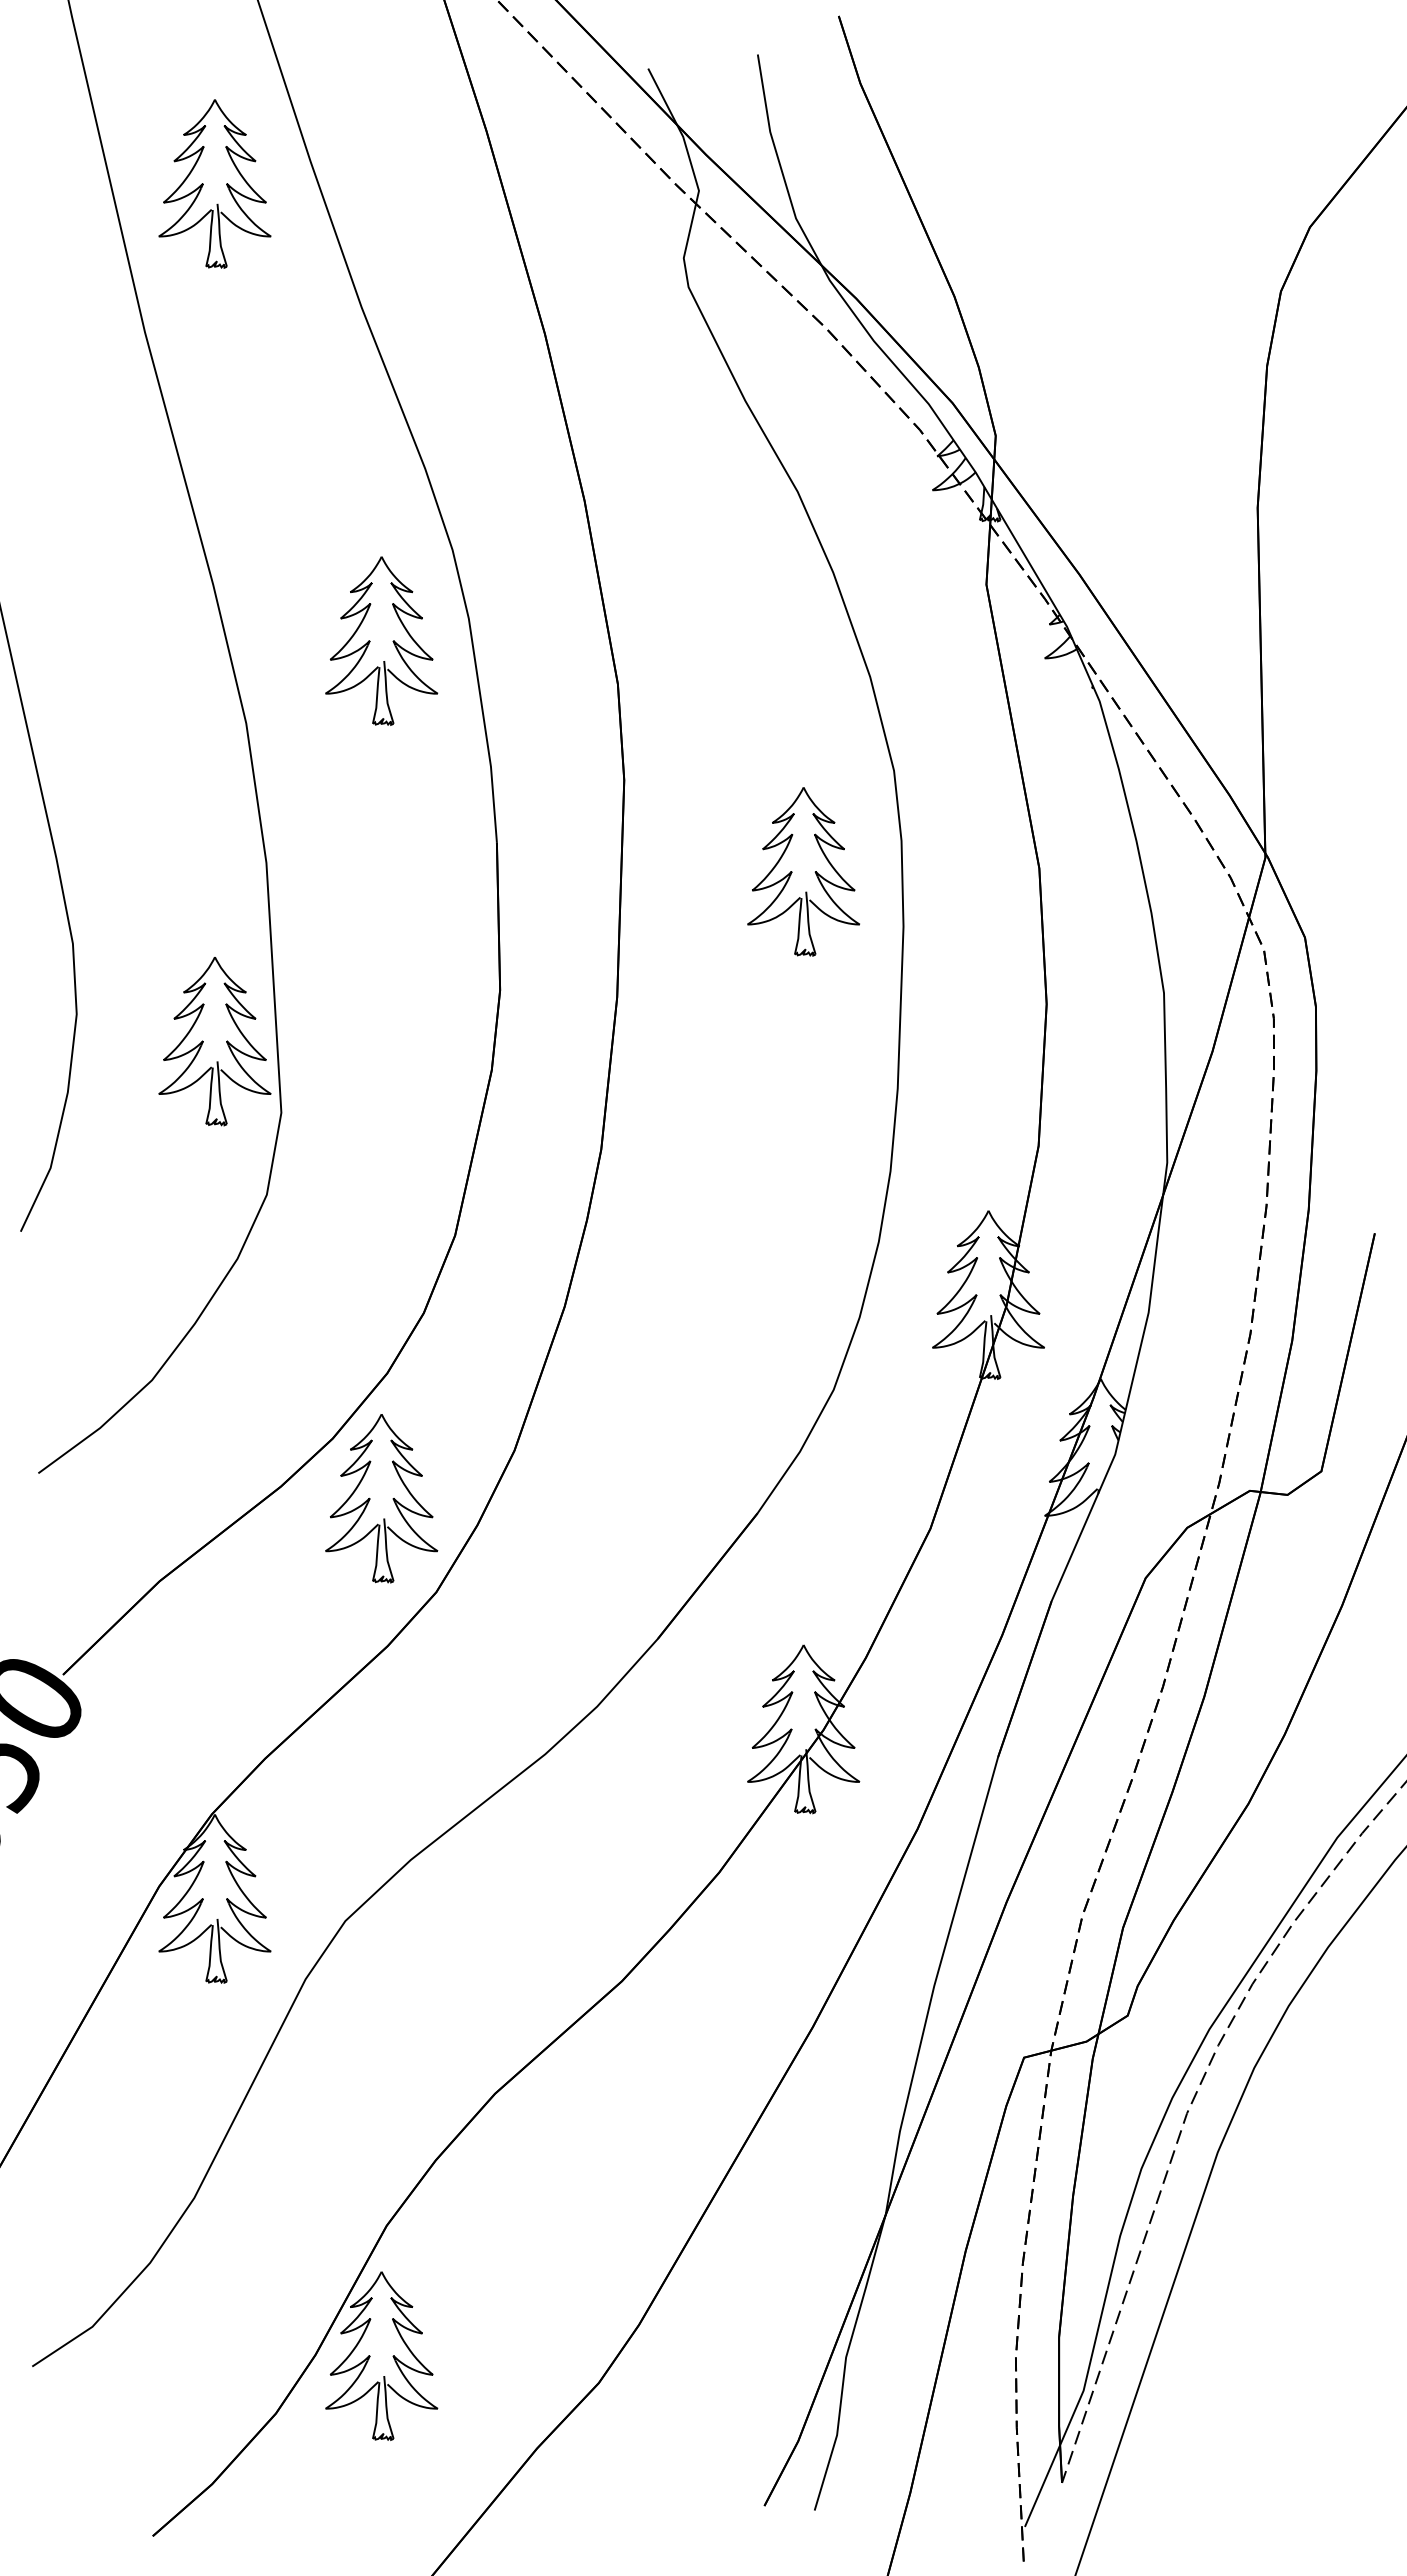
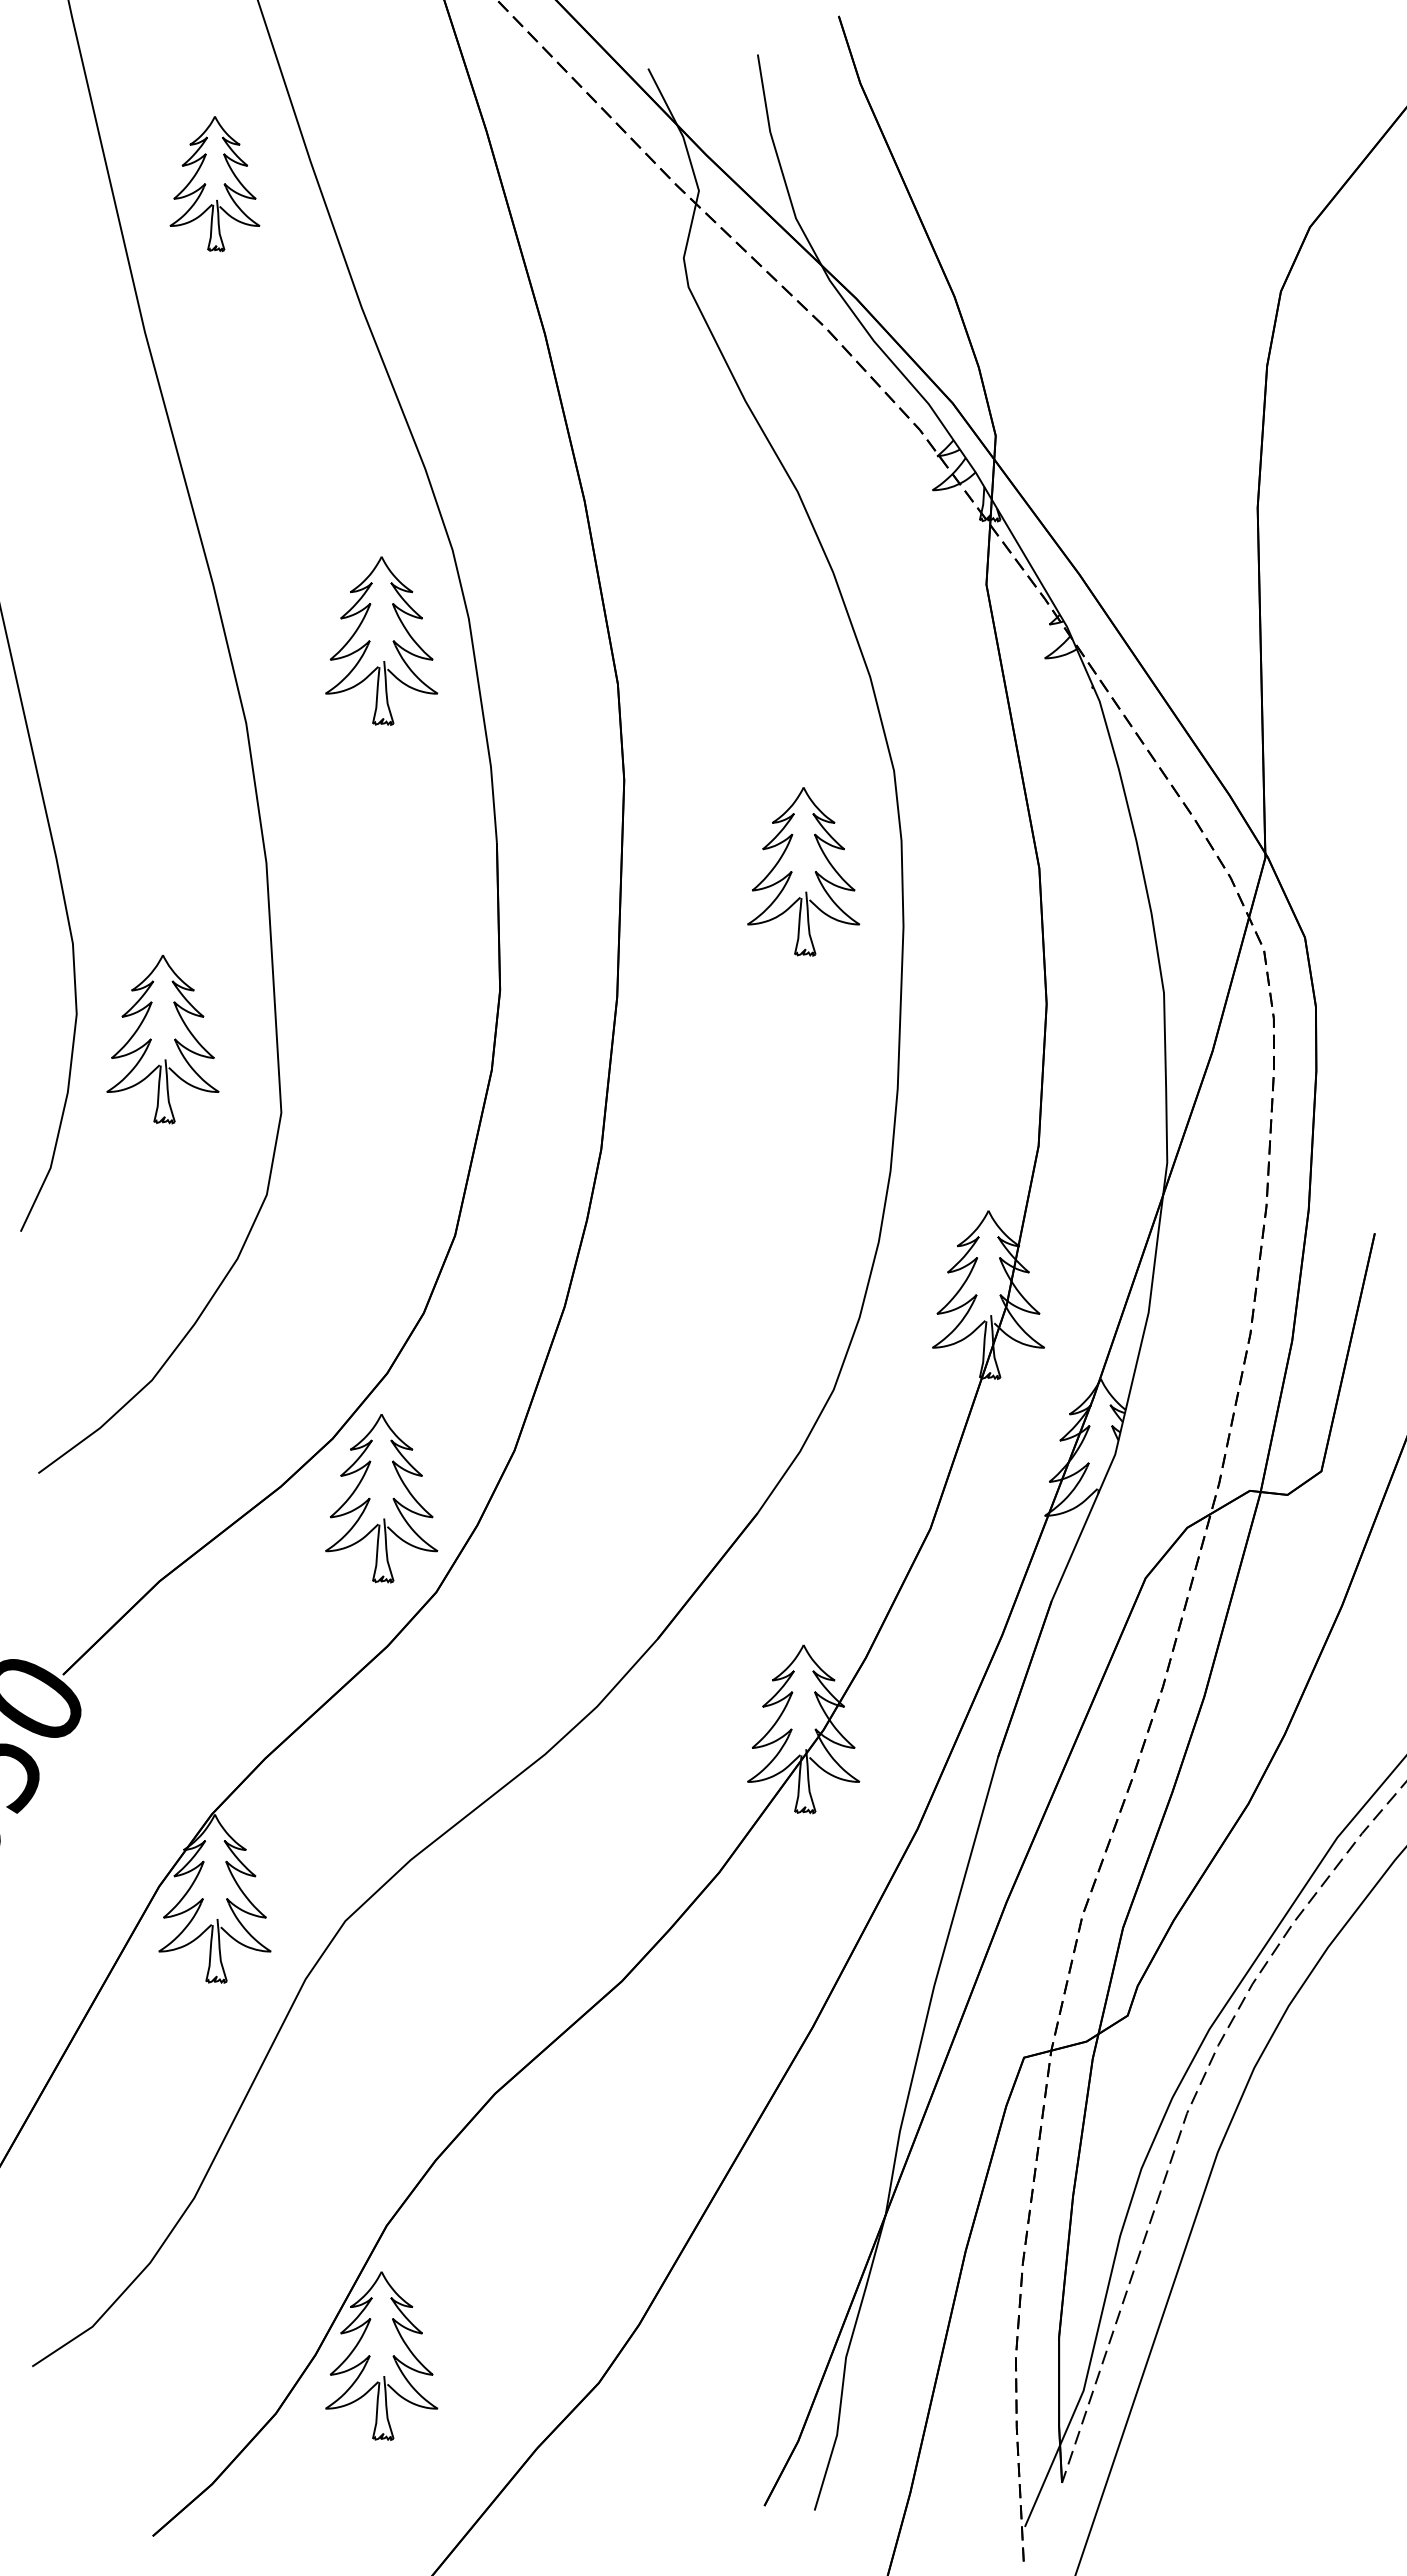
part size: 114x170 px -> 92x136 px (214, 183)
part position: (214, 1041) -> (162, 1039) (162, 1039)
